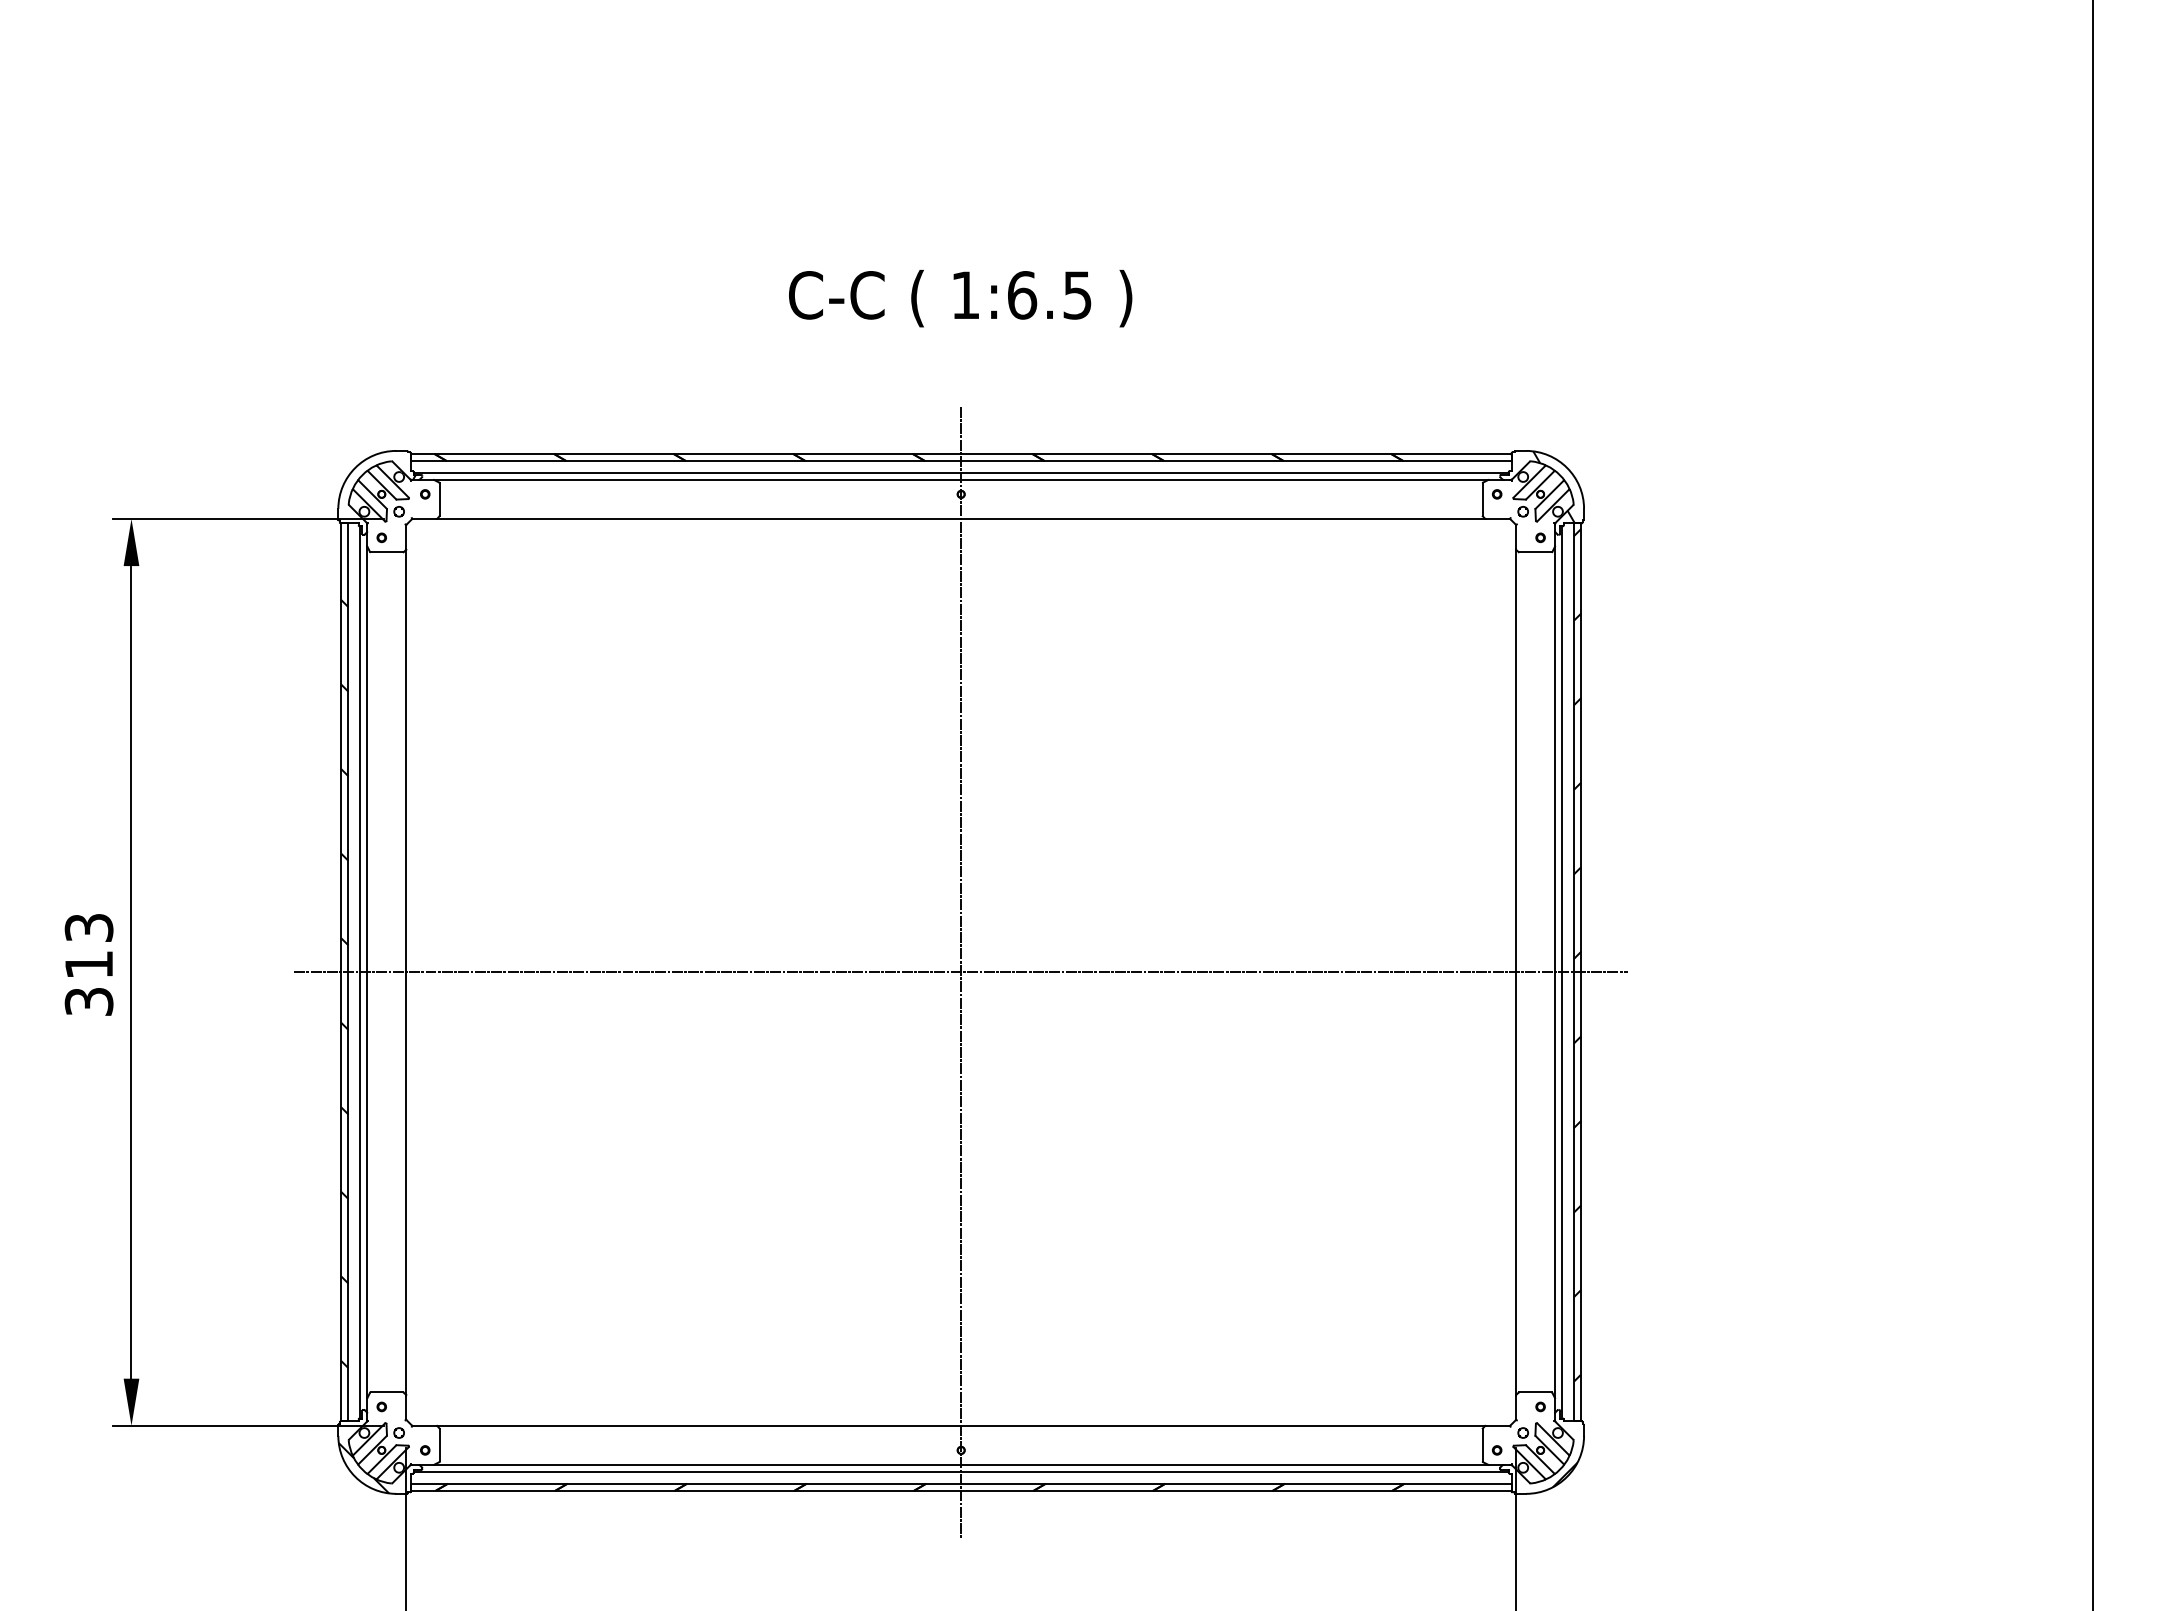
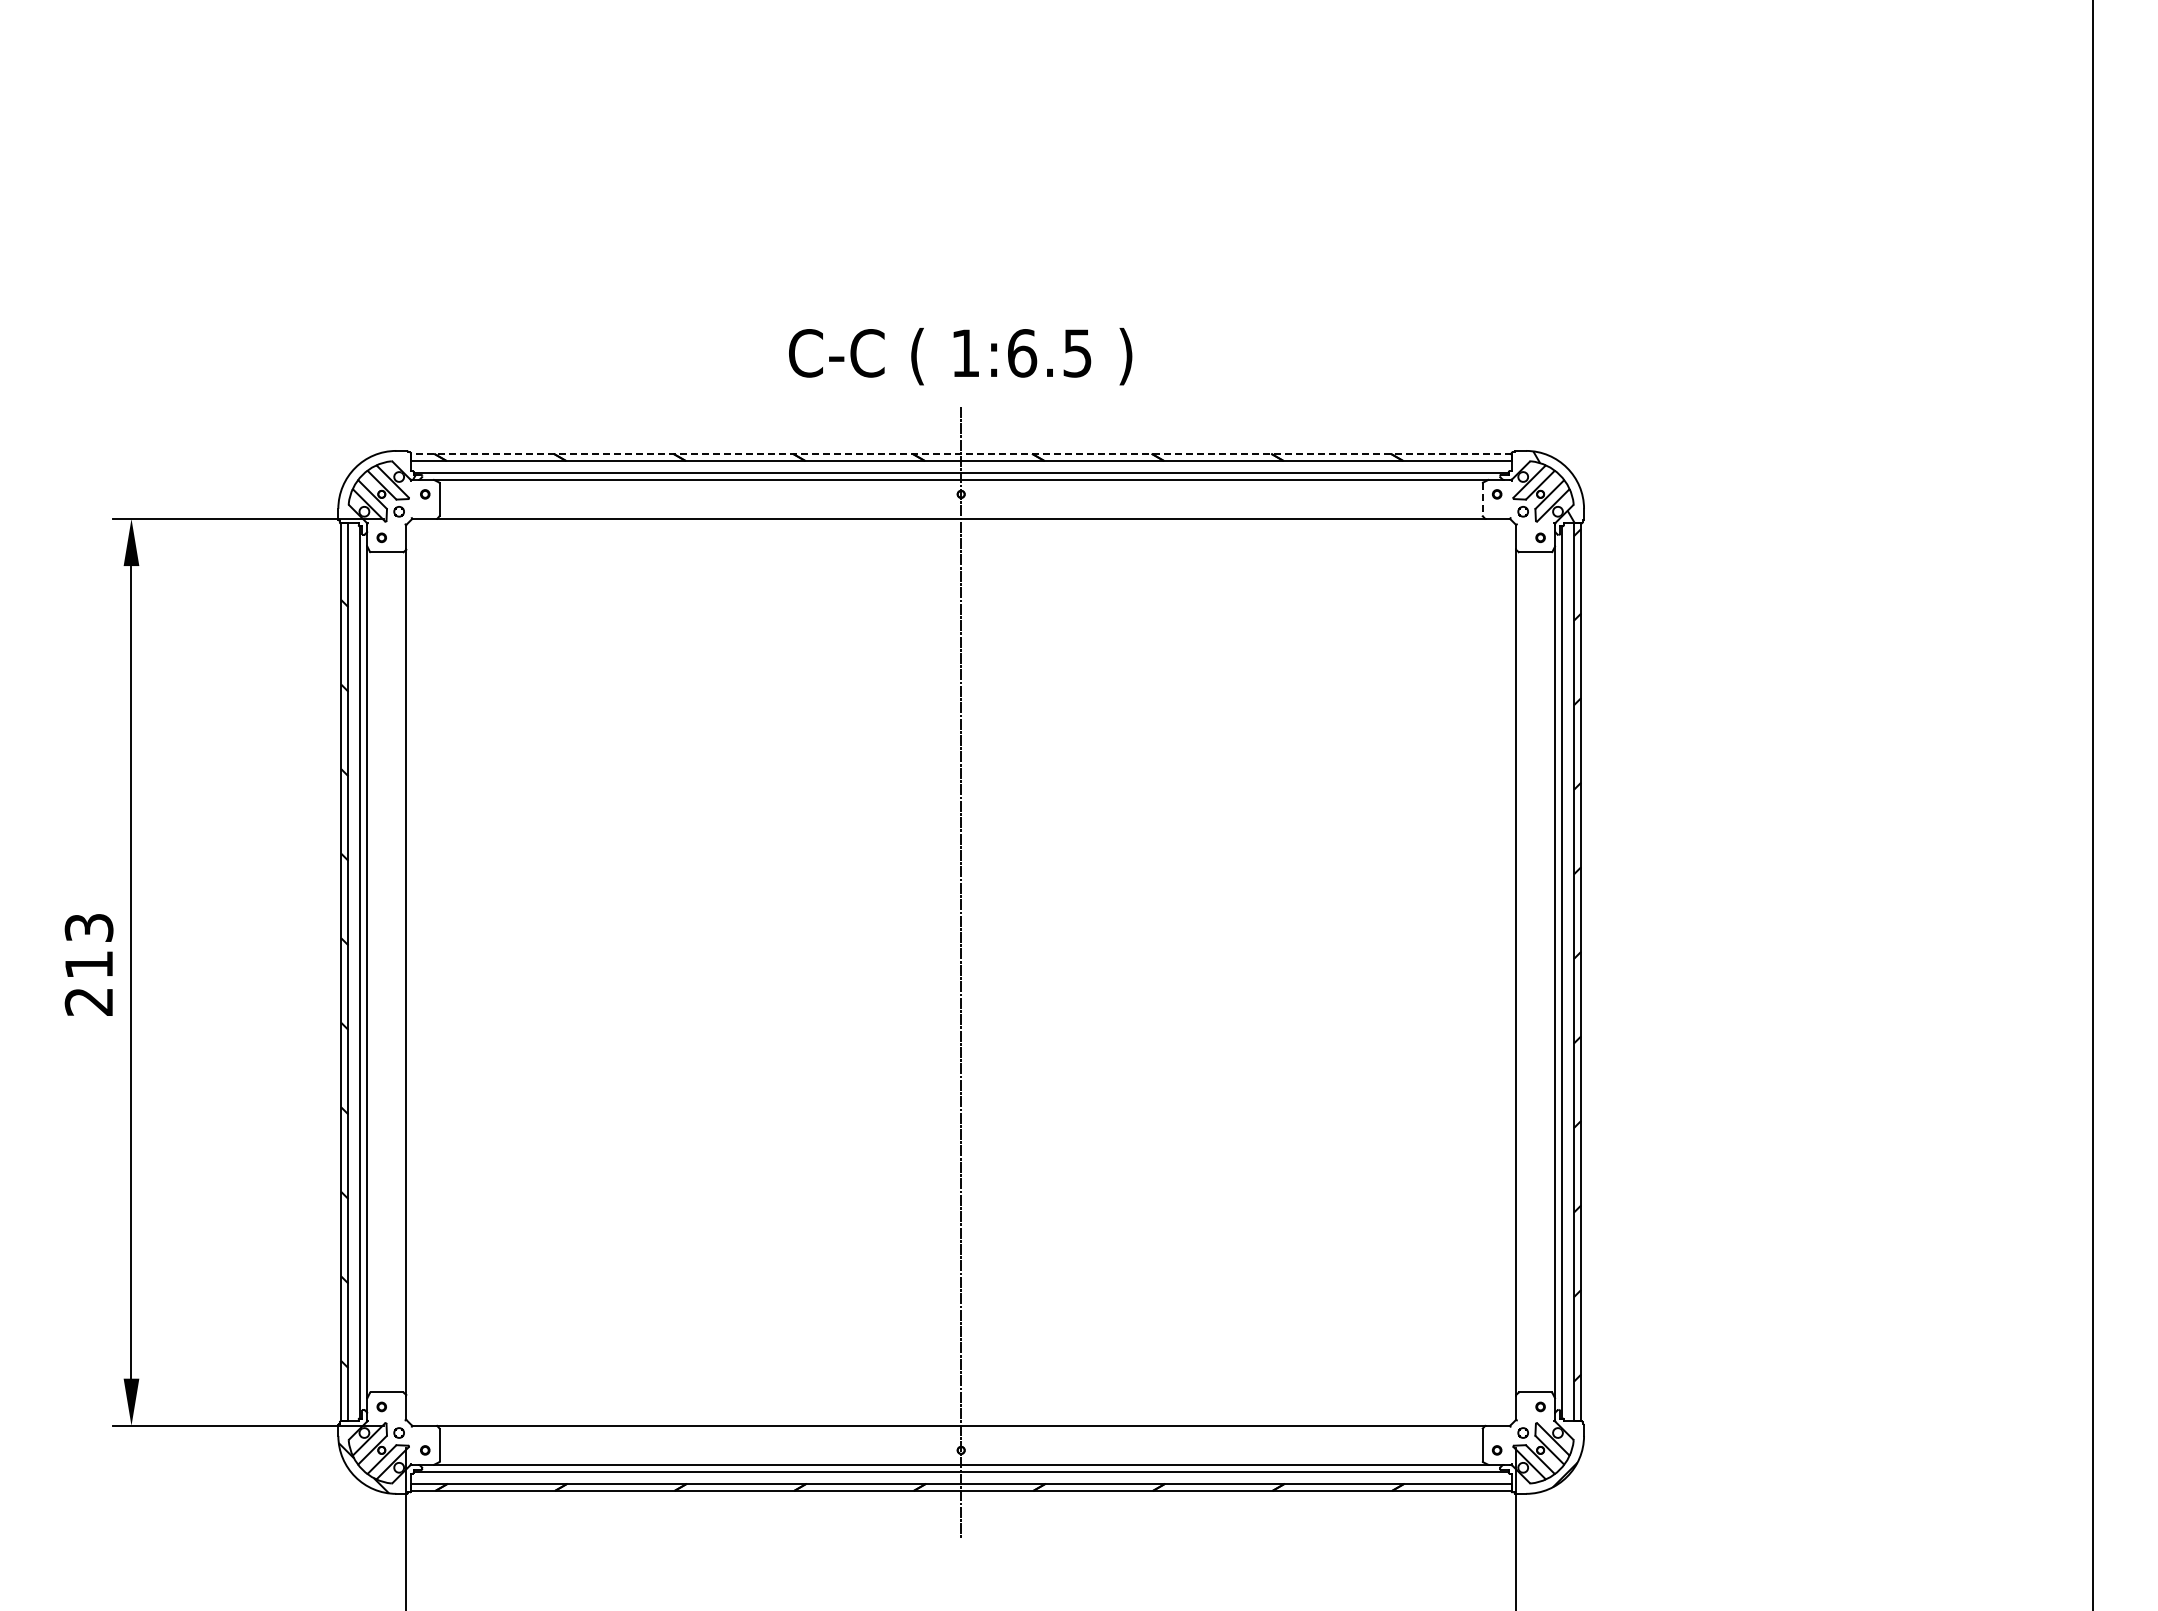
text position: (960, 298) -> (960, 356) (960, 356)
line: solid -> dashed (960, 453)
line: solid -> dashed (1482, 500)
line: present -> none (961, 972)
text: 313 -> 213 (89, 1001)
